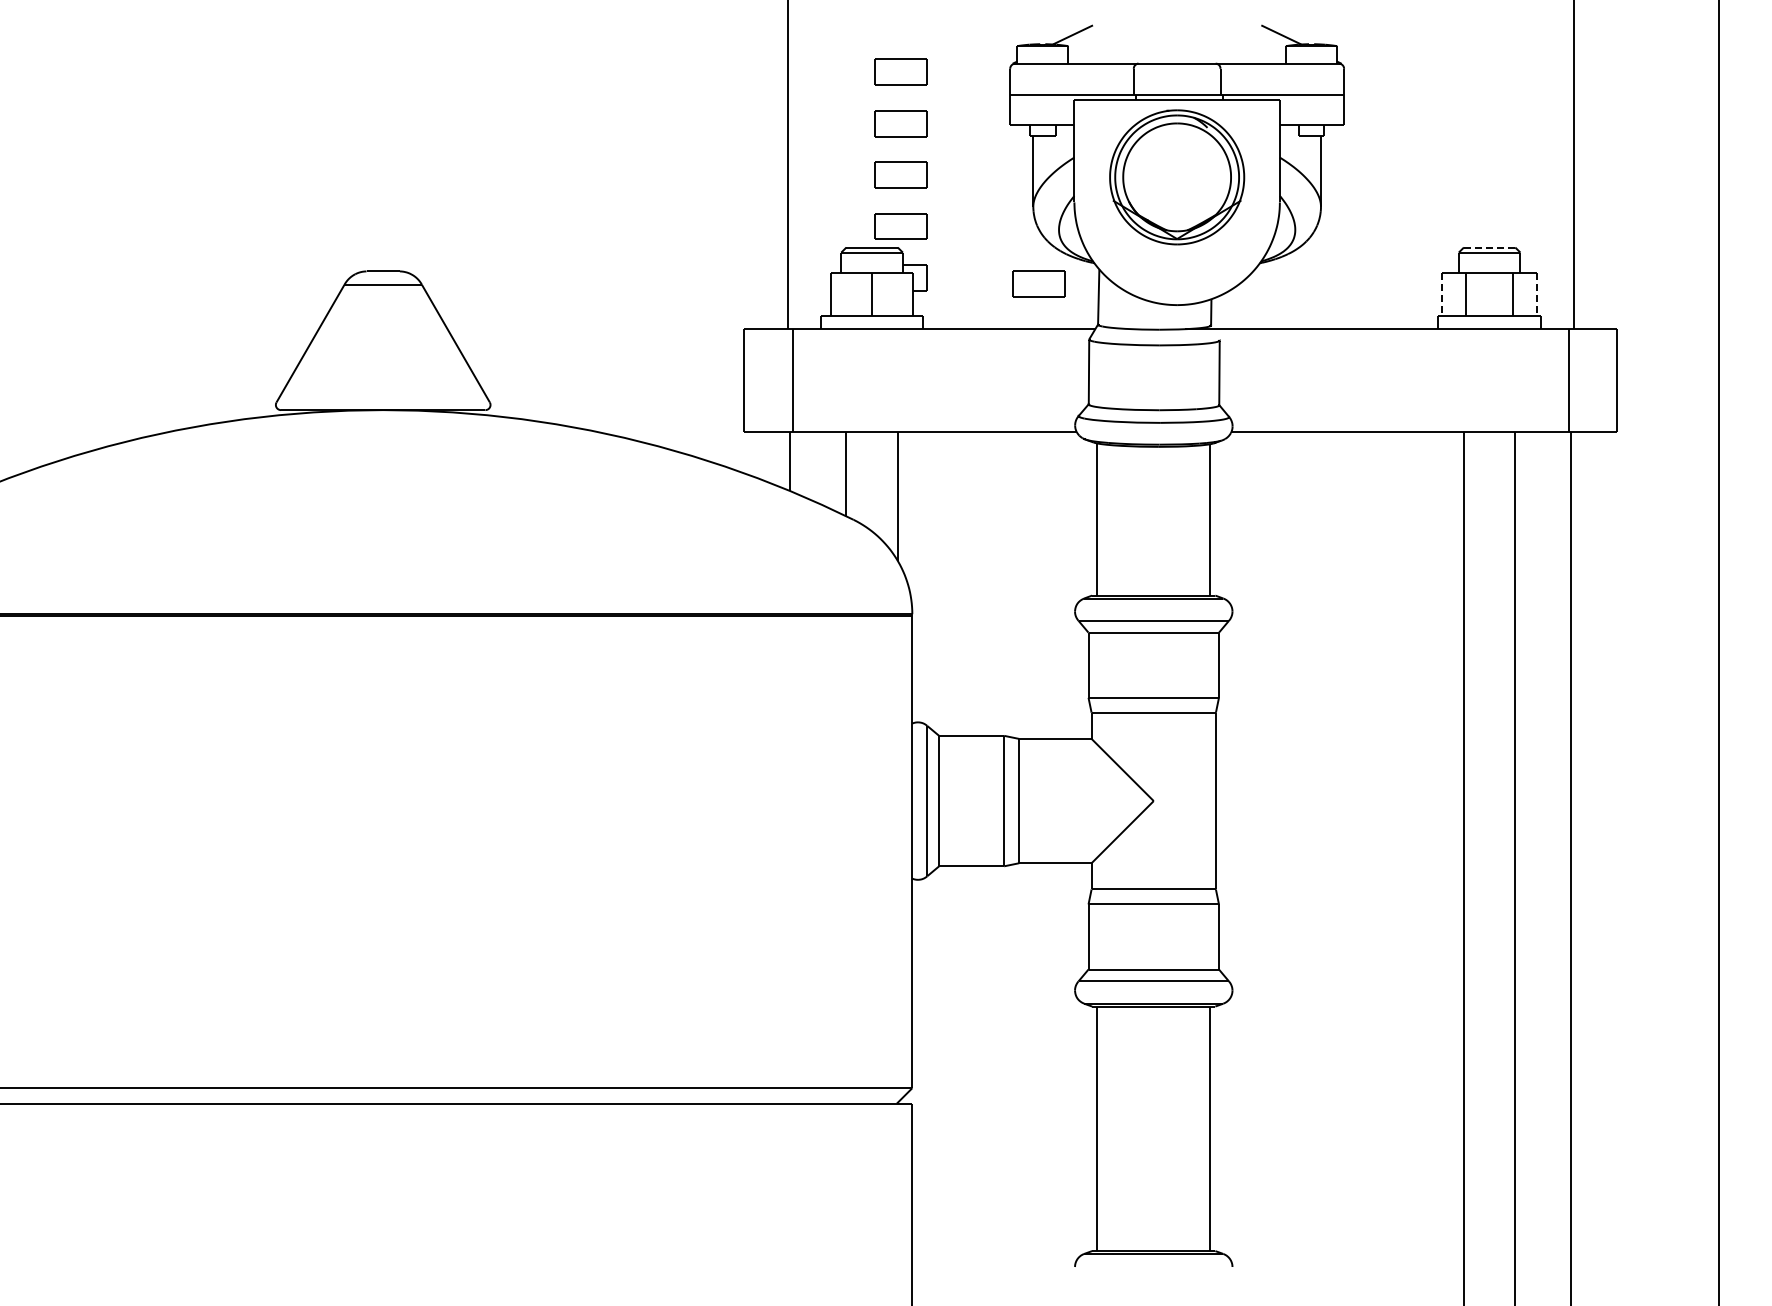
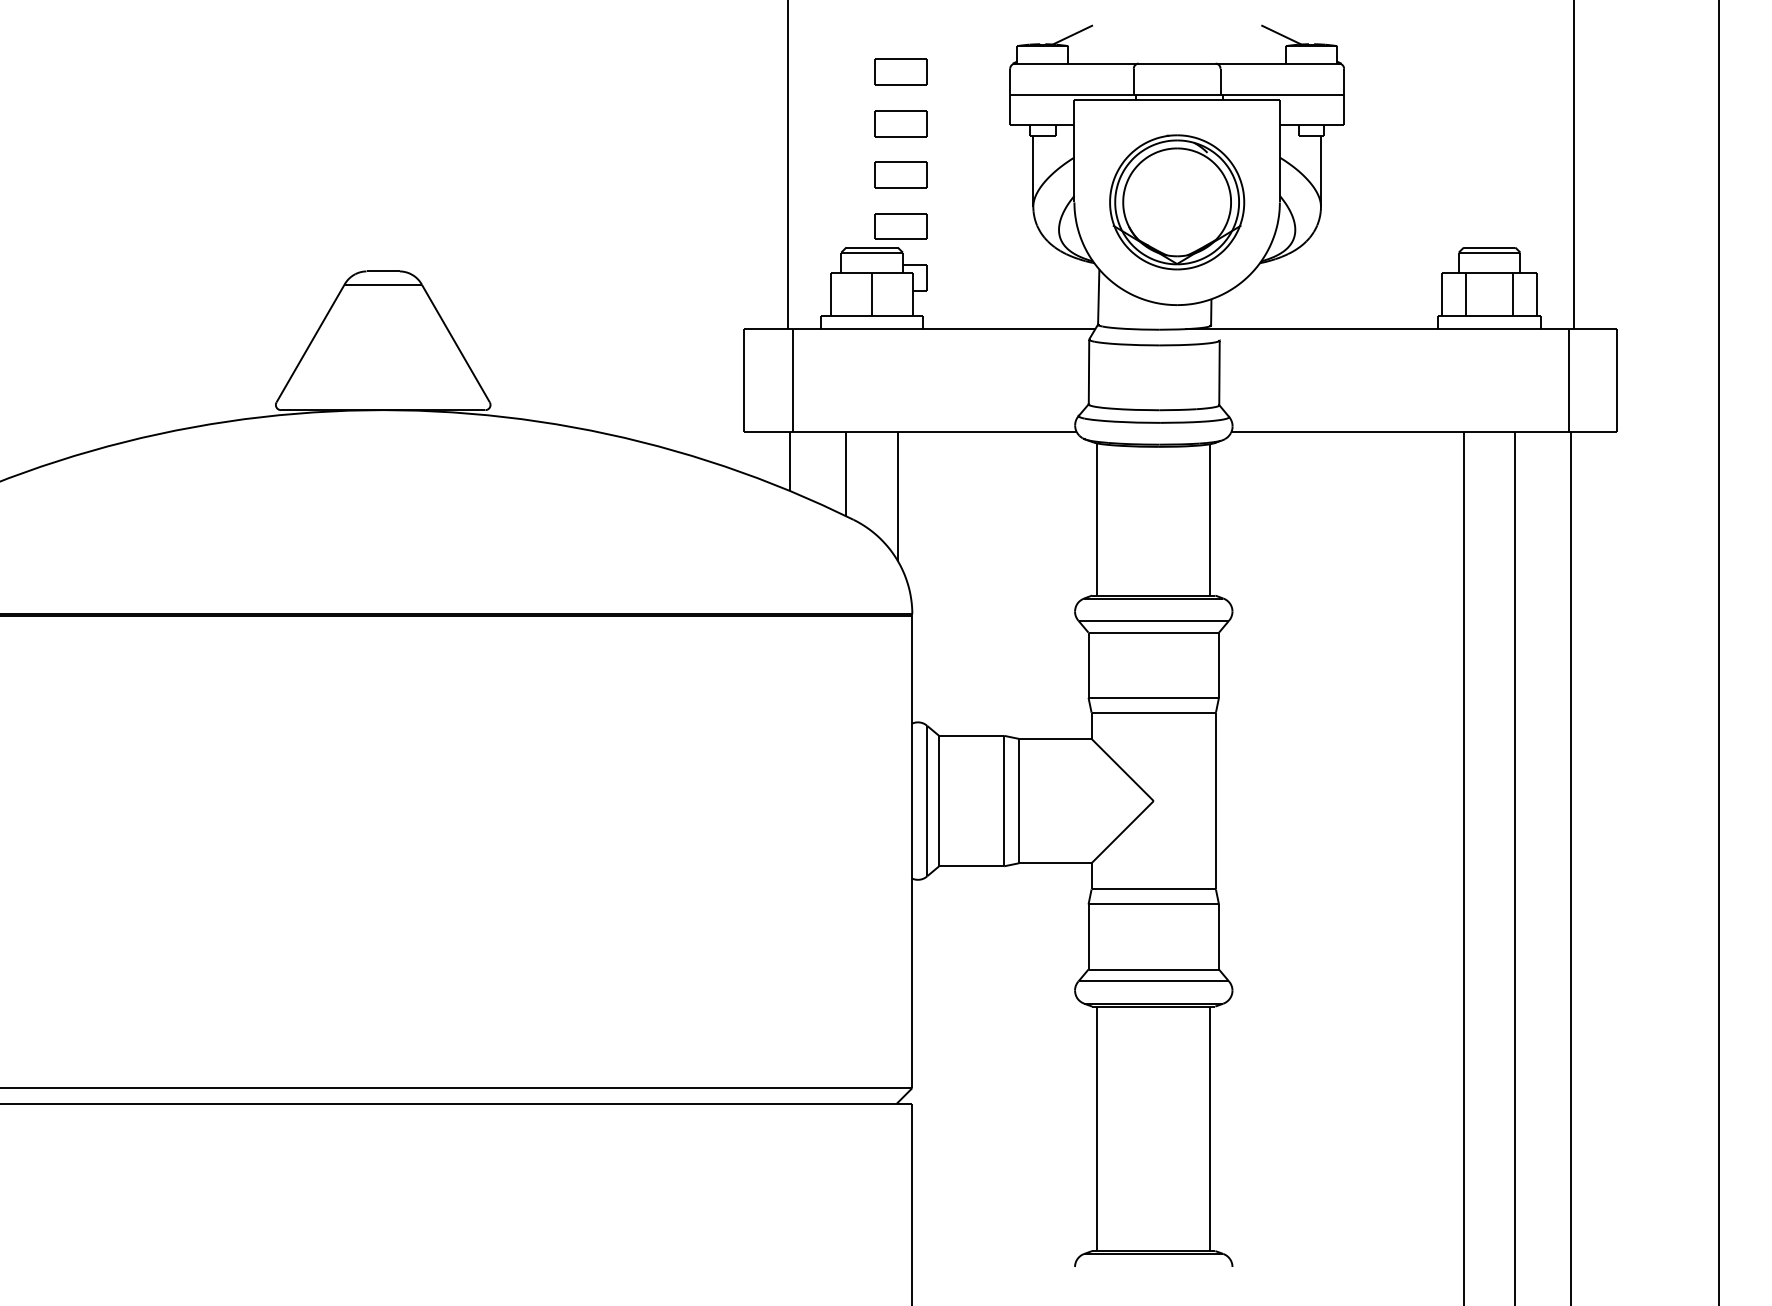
part position: (1177, 177) -> (1177, 202) (1177, 202)
line: dashed -> solid (1489, 247)
part: present -> none (1038, 283)
line: dashed -> solid (1442, 294)
line: dashed -> solid (1537, 294)
